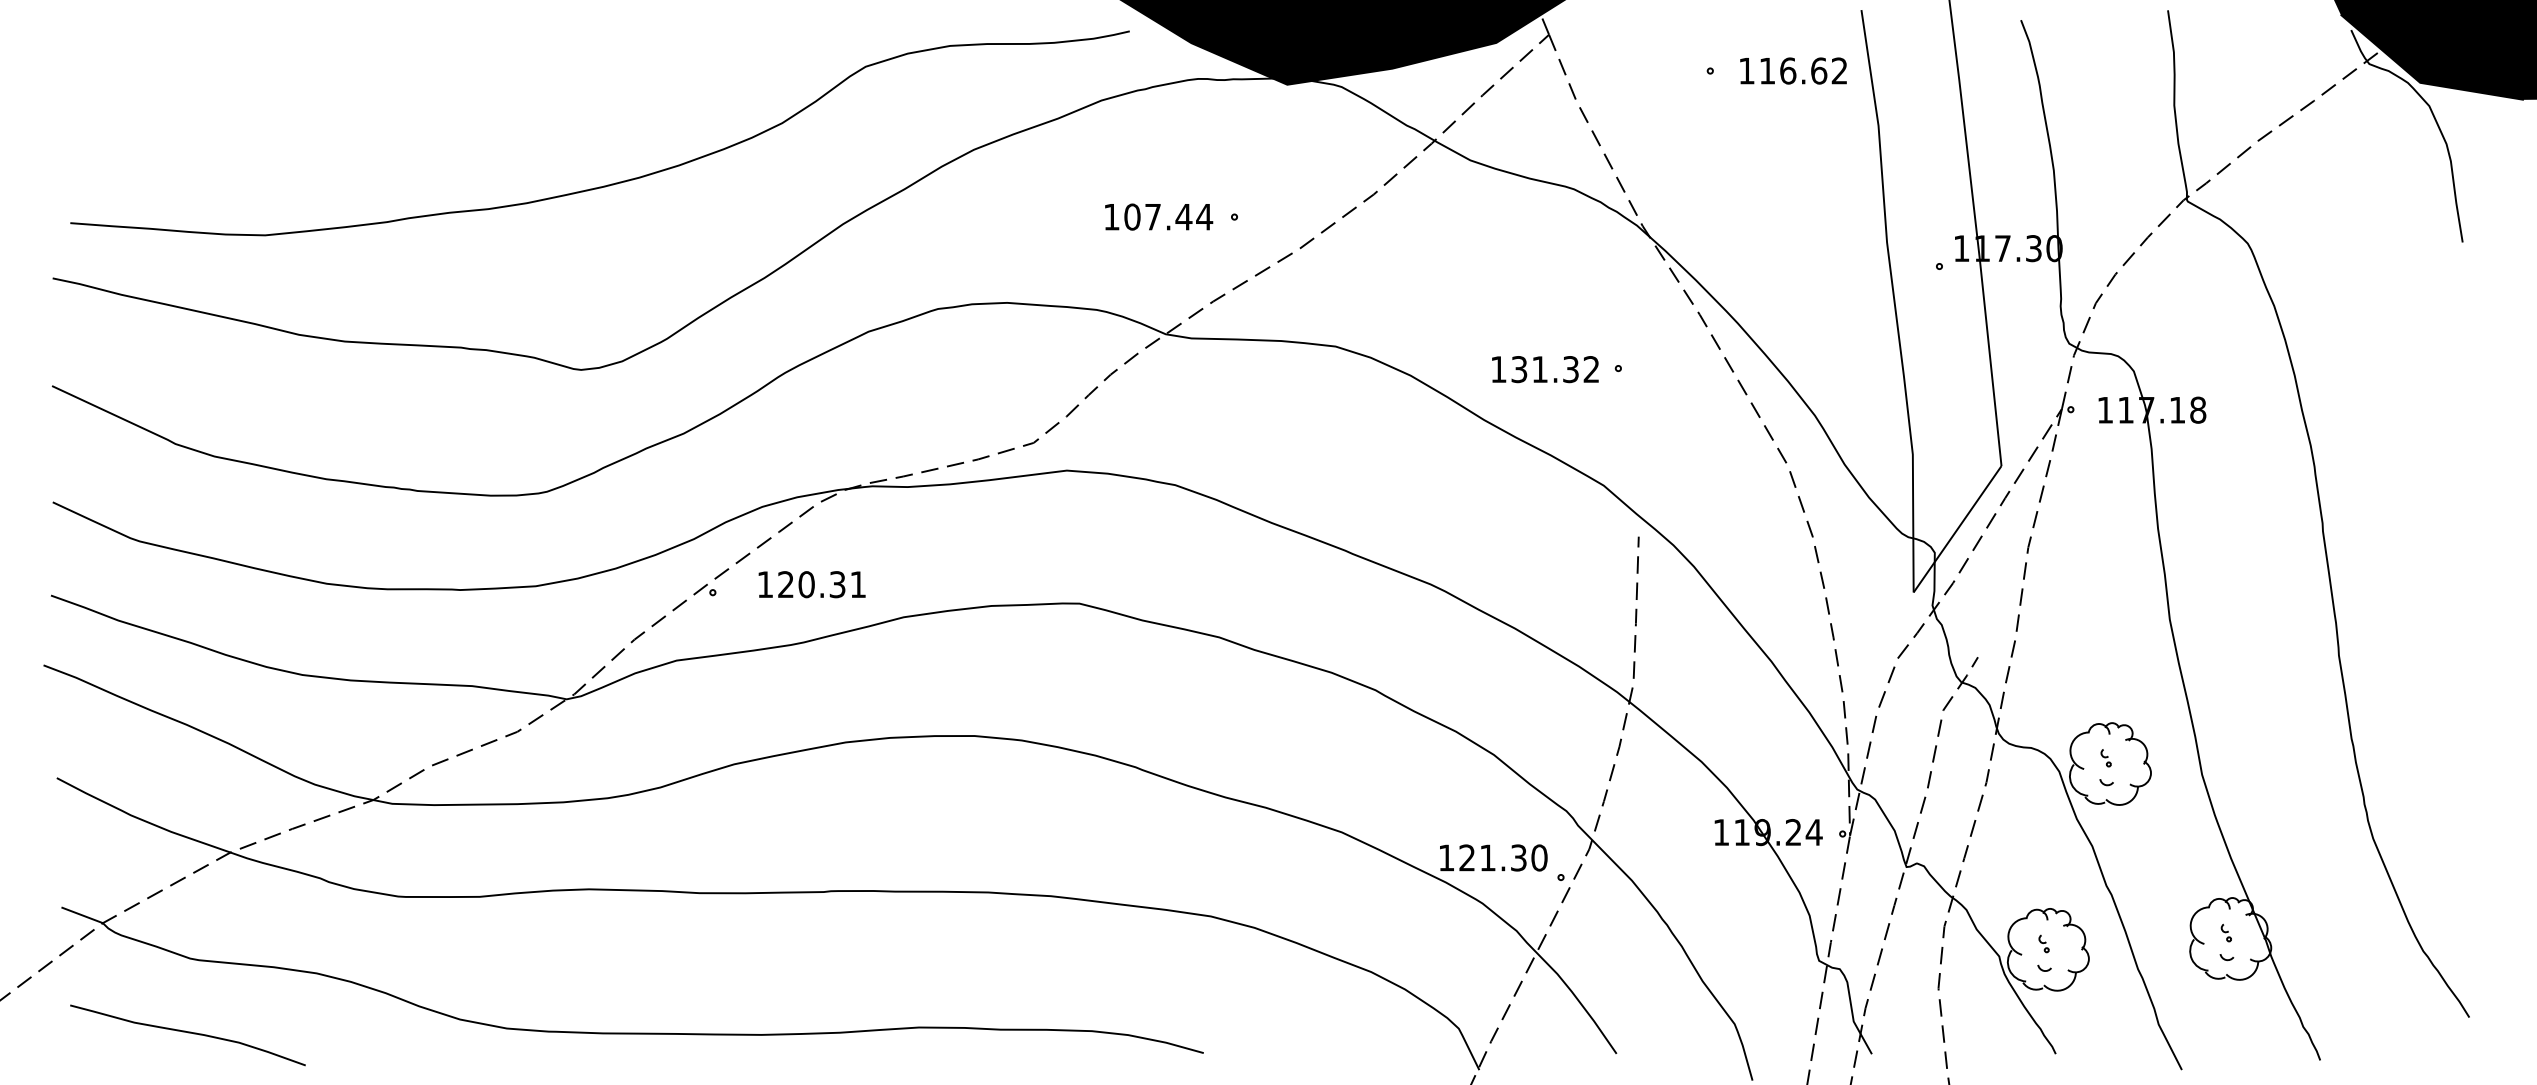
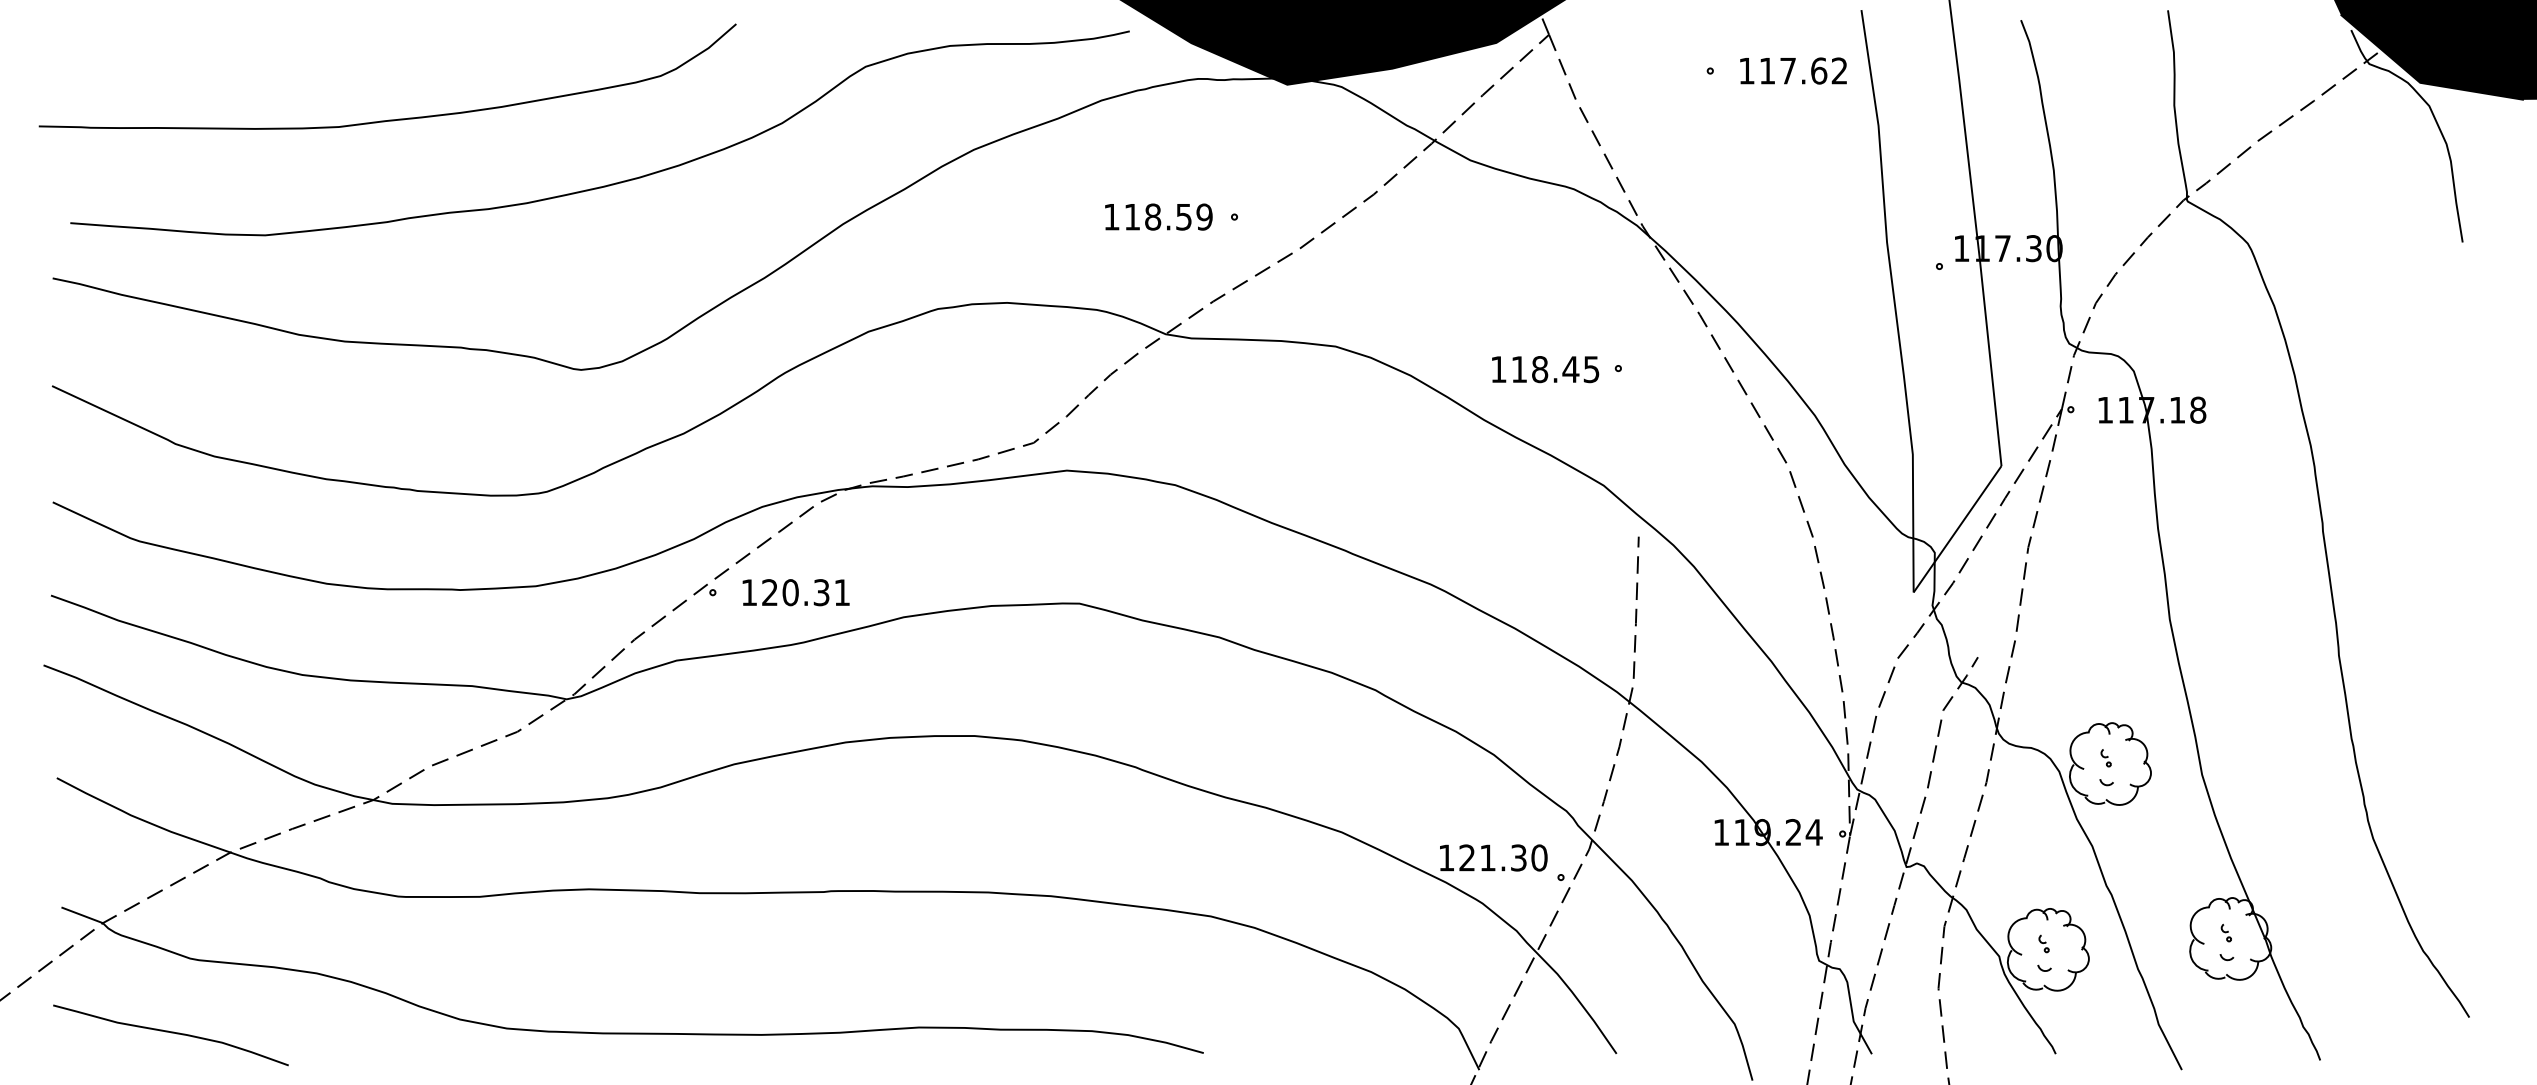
text: 116.62 -> 117.62 (1788, 70)
curve: none -> present (388, 119)
text: 107.44 -> 118.59 (1168, 216)
text: 131.32 -> 118.45 (1555, 369)
text position: (811, 584) -> (795, 592) (795, 592)
curve position: (188, 1033) -> (171, 1033) (171, 1033)
